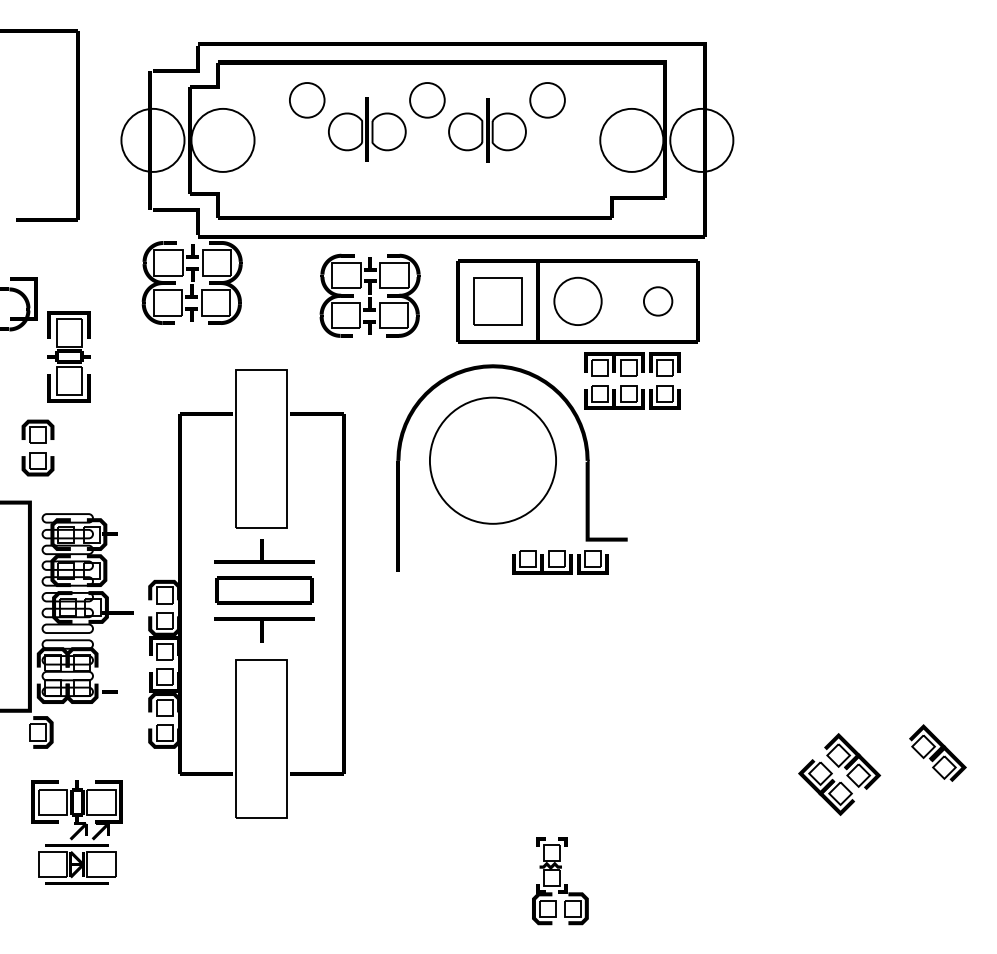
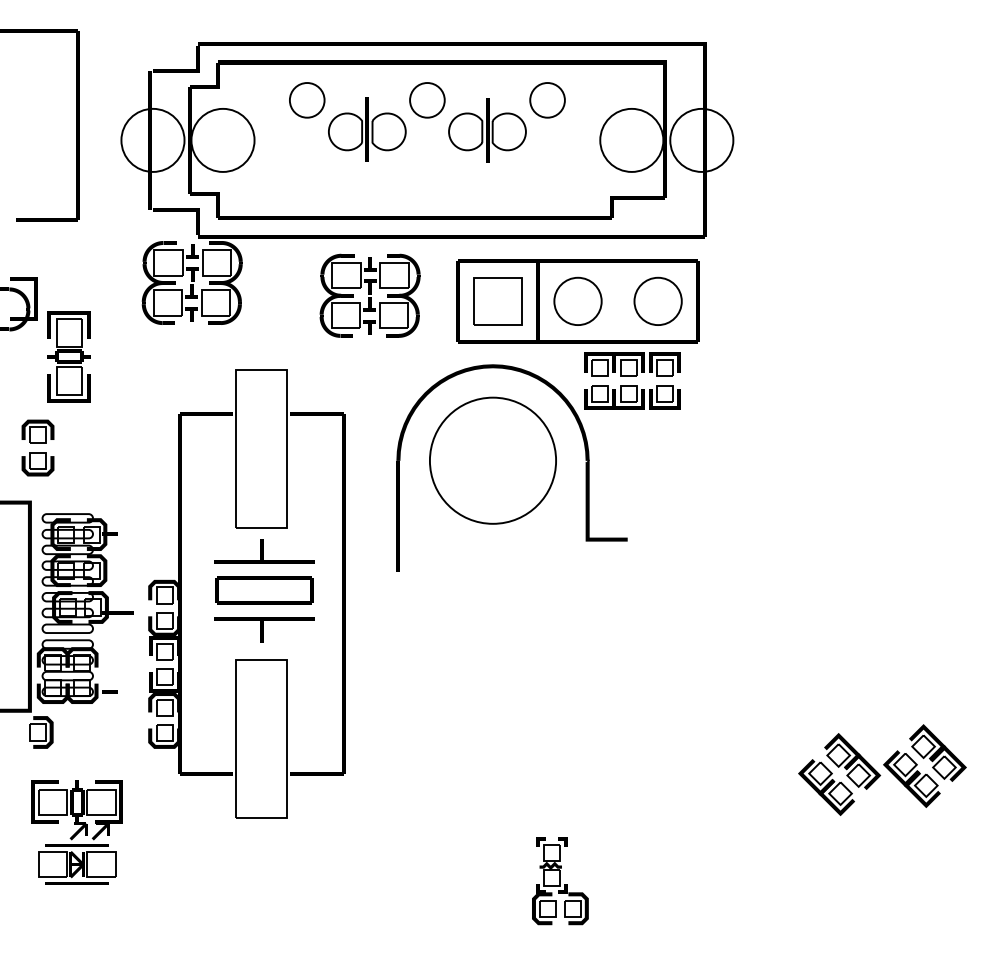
circle diameter: 28 px -> 47 px (657, 301)
part: present -> none (560, 562)
part: none -> present (911, 778)
